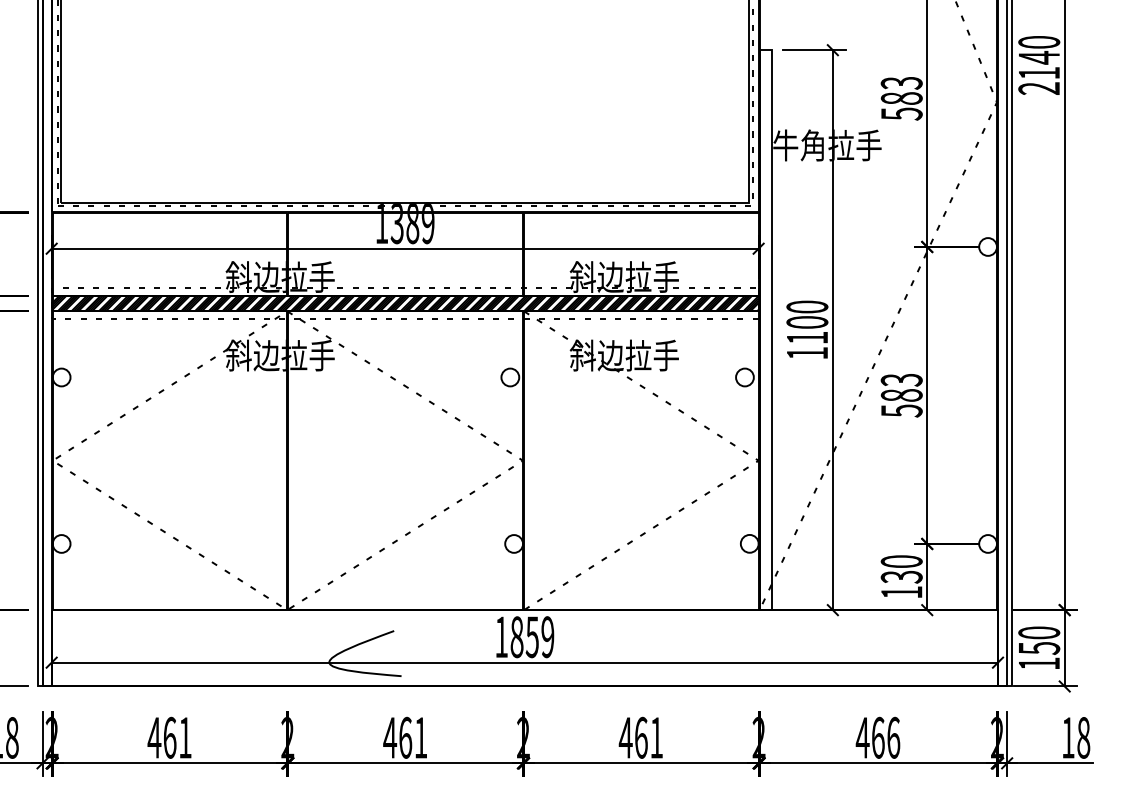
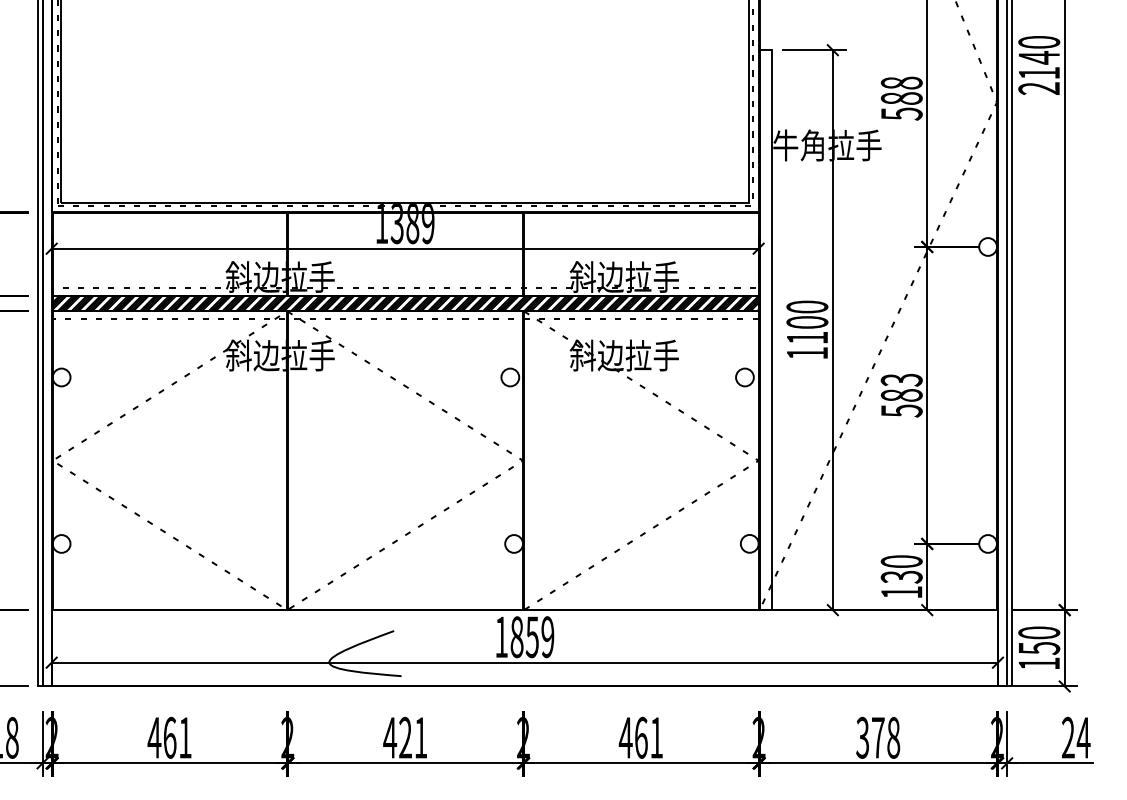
text: 583 -> 588 (901, 82)
text: 461 -> 421 (405, 737)
text: 466 -> 378 (877, 737)
text: 18 -> 24 (1076, 737)
